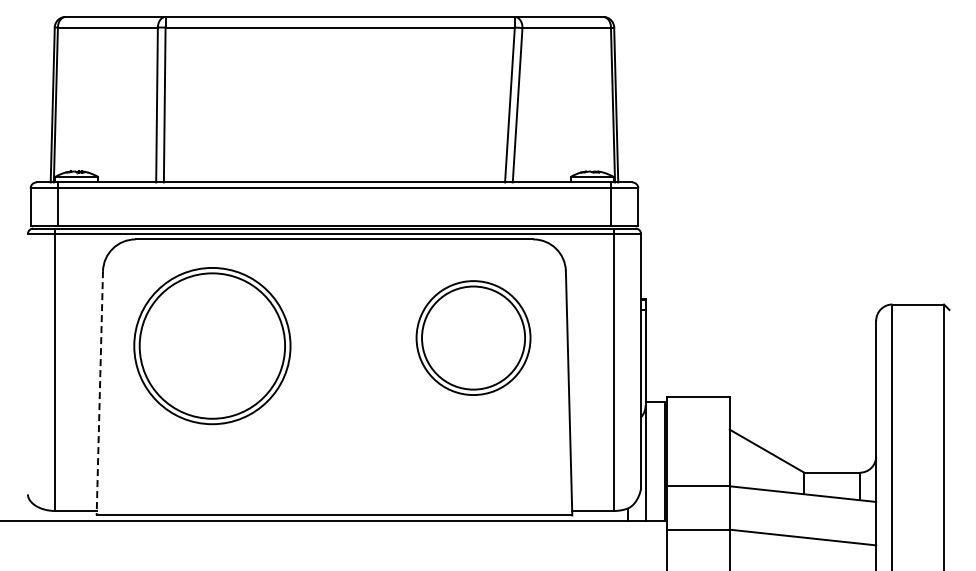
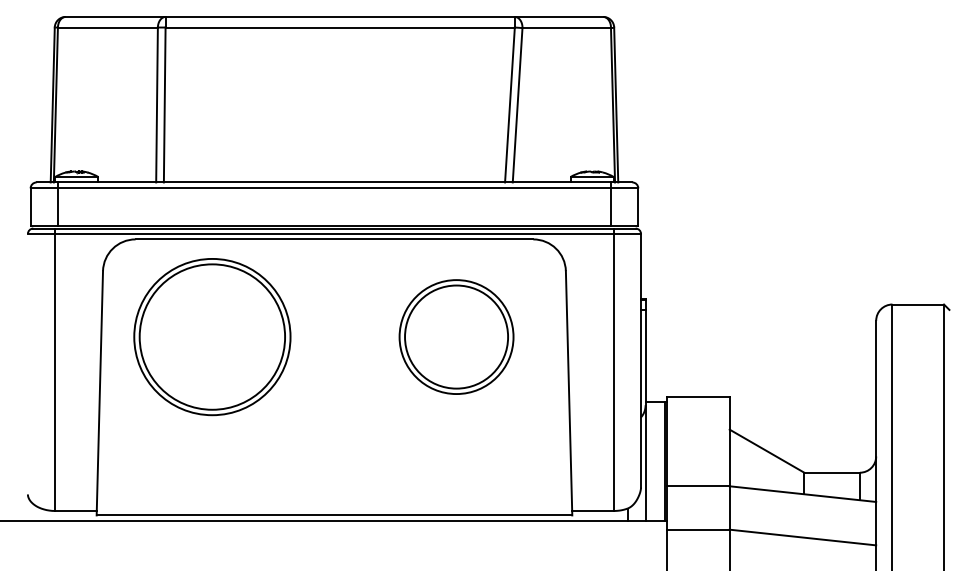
part position: (473, 337) -> (456, 336) (456, 336)
part position: (212, 346) -> (212, 337) (212, 337)
line: dashed -> solid (99, 393)
